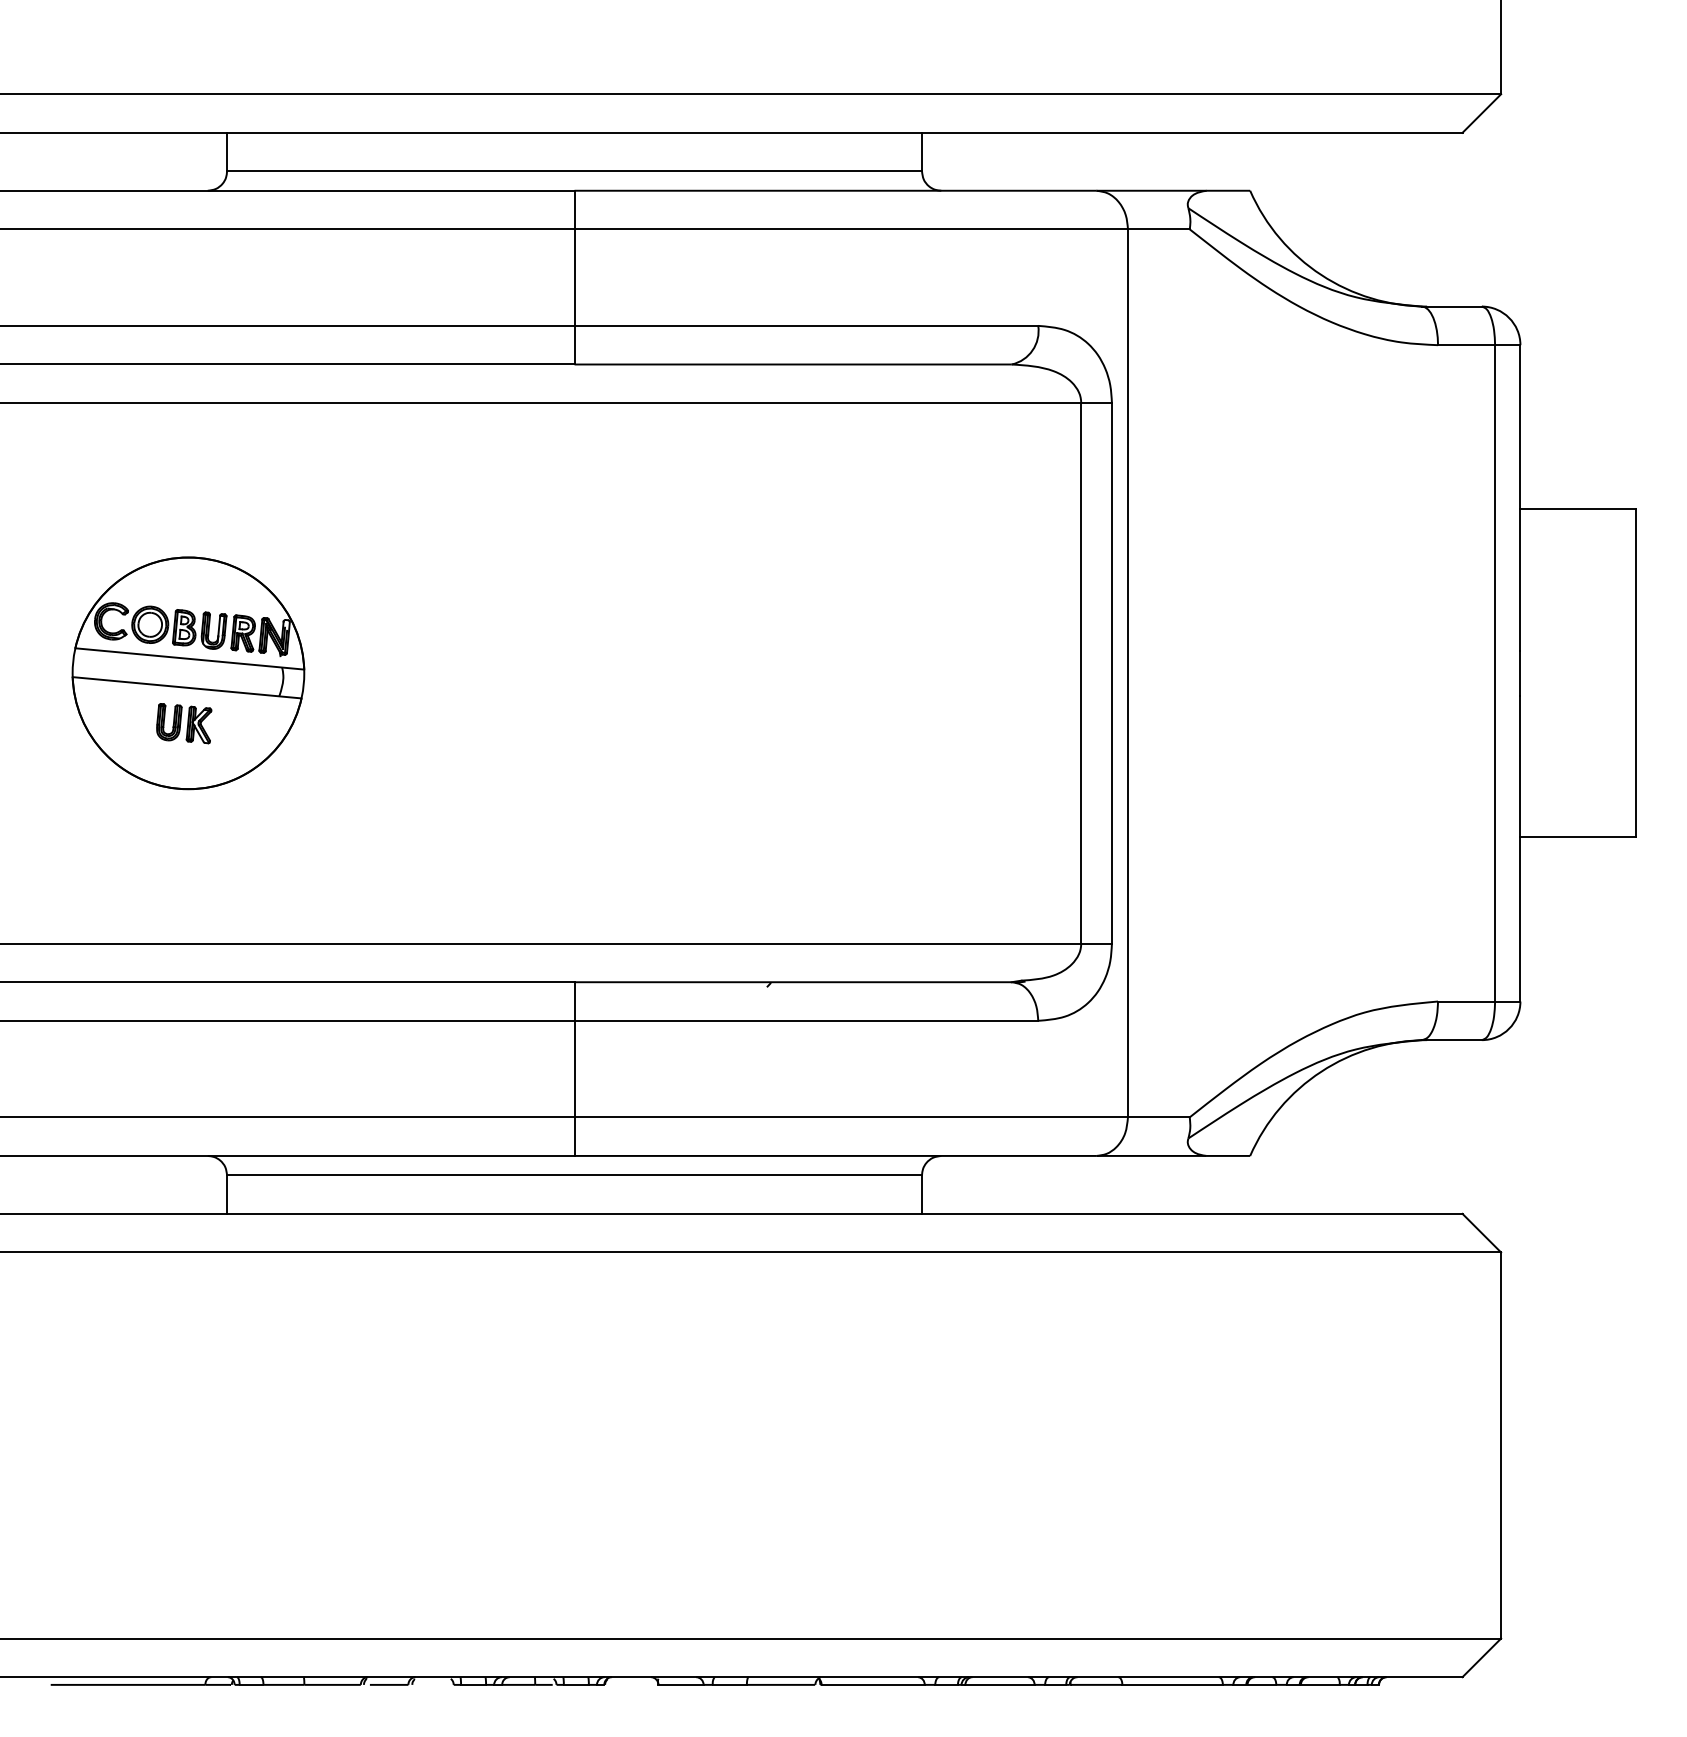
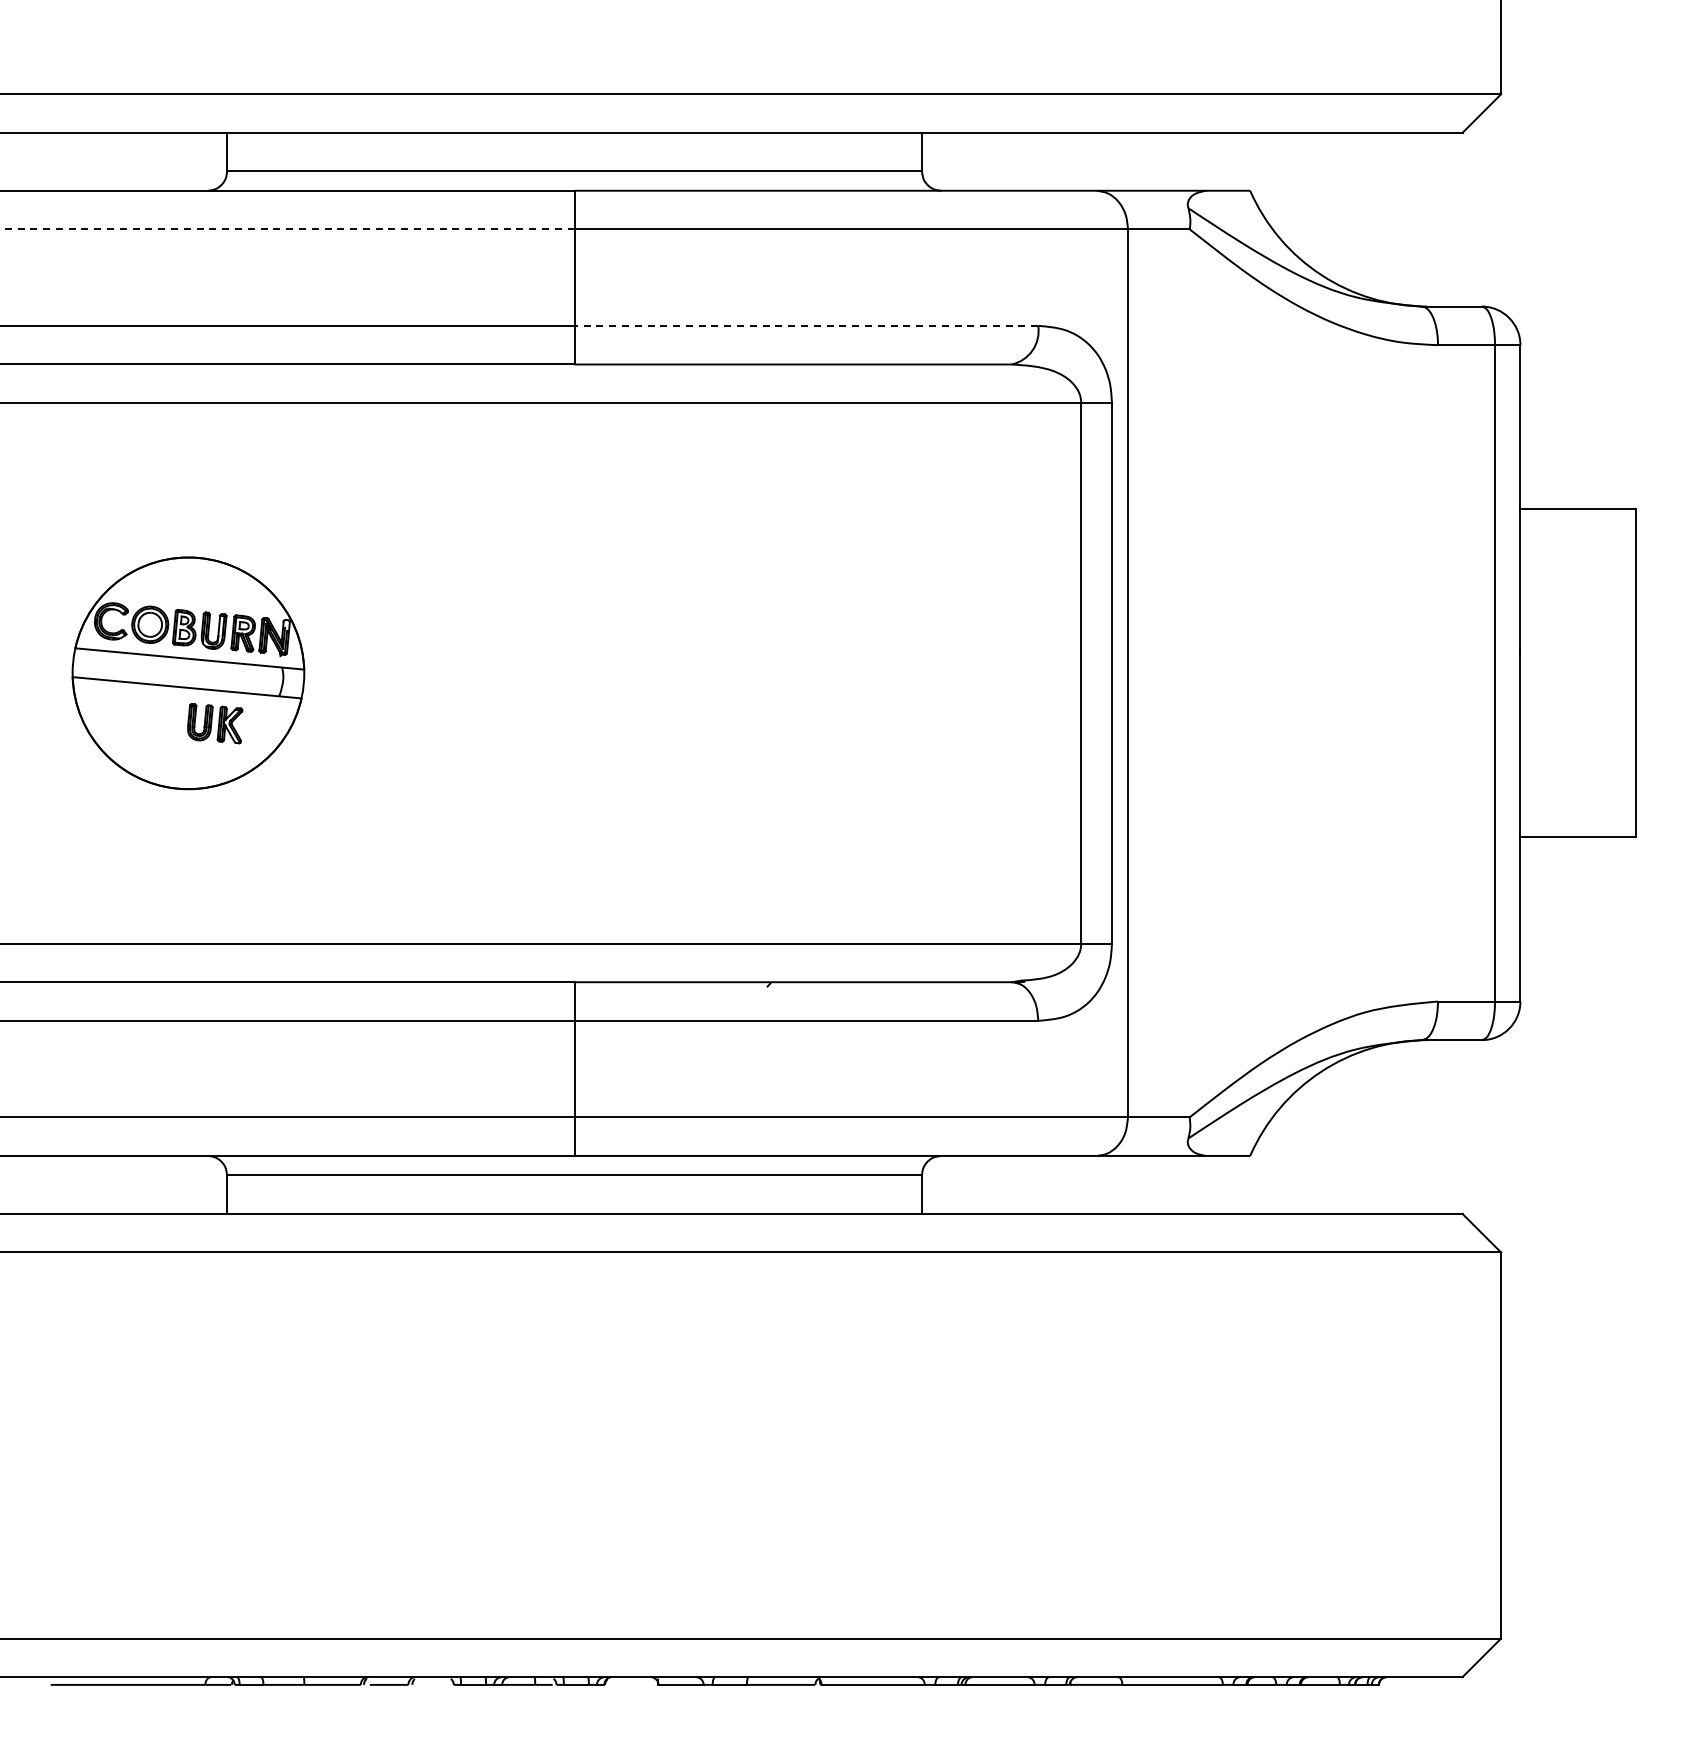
line: solid -> dashed (287, 229)
line: solid -> dashed (806, 325)
part position: (184, 723) -> (215, 723) (215, 723)
